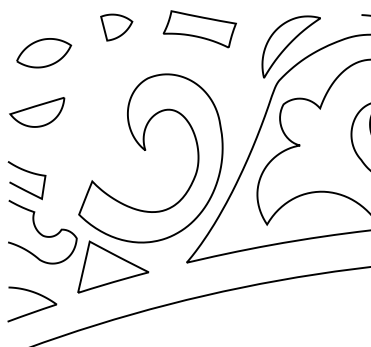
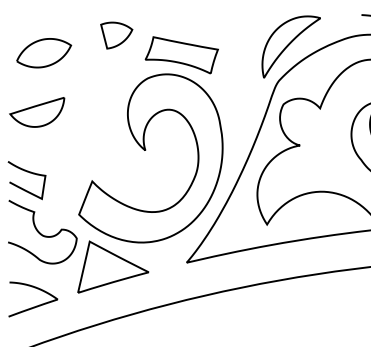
part position: (116, 27) -> (116, 35) (116, 35)
part position: (199, 29) -> (181, 55) (181, 55)
curve position: (35, 310) -> (36, 305) (36, 305)
